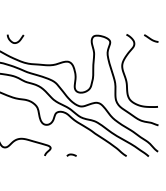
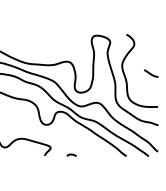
line position: (151, 38) -> (151, 73) (151, 73)
curve: present -> none (16, 41)
